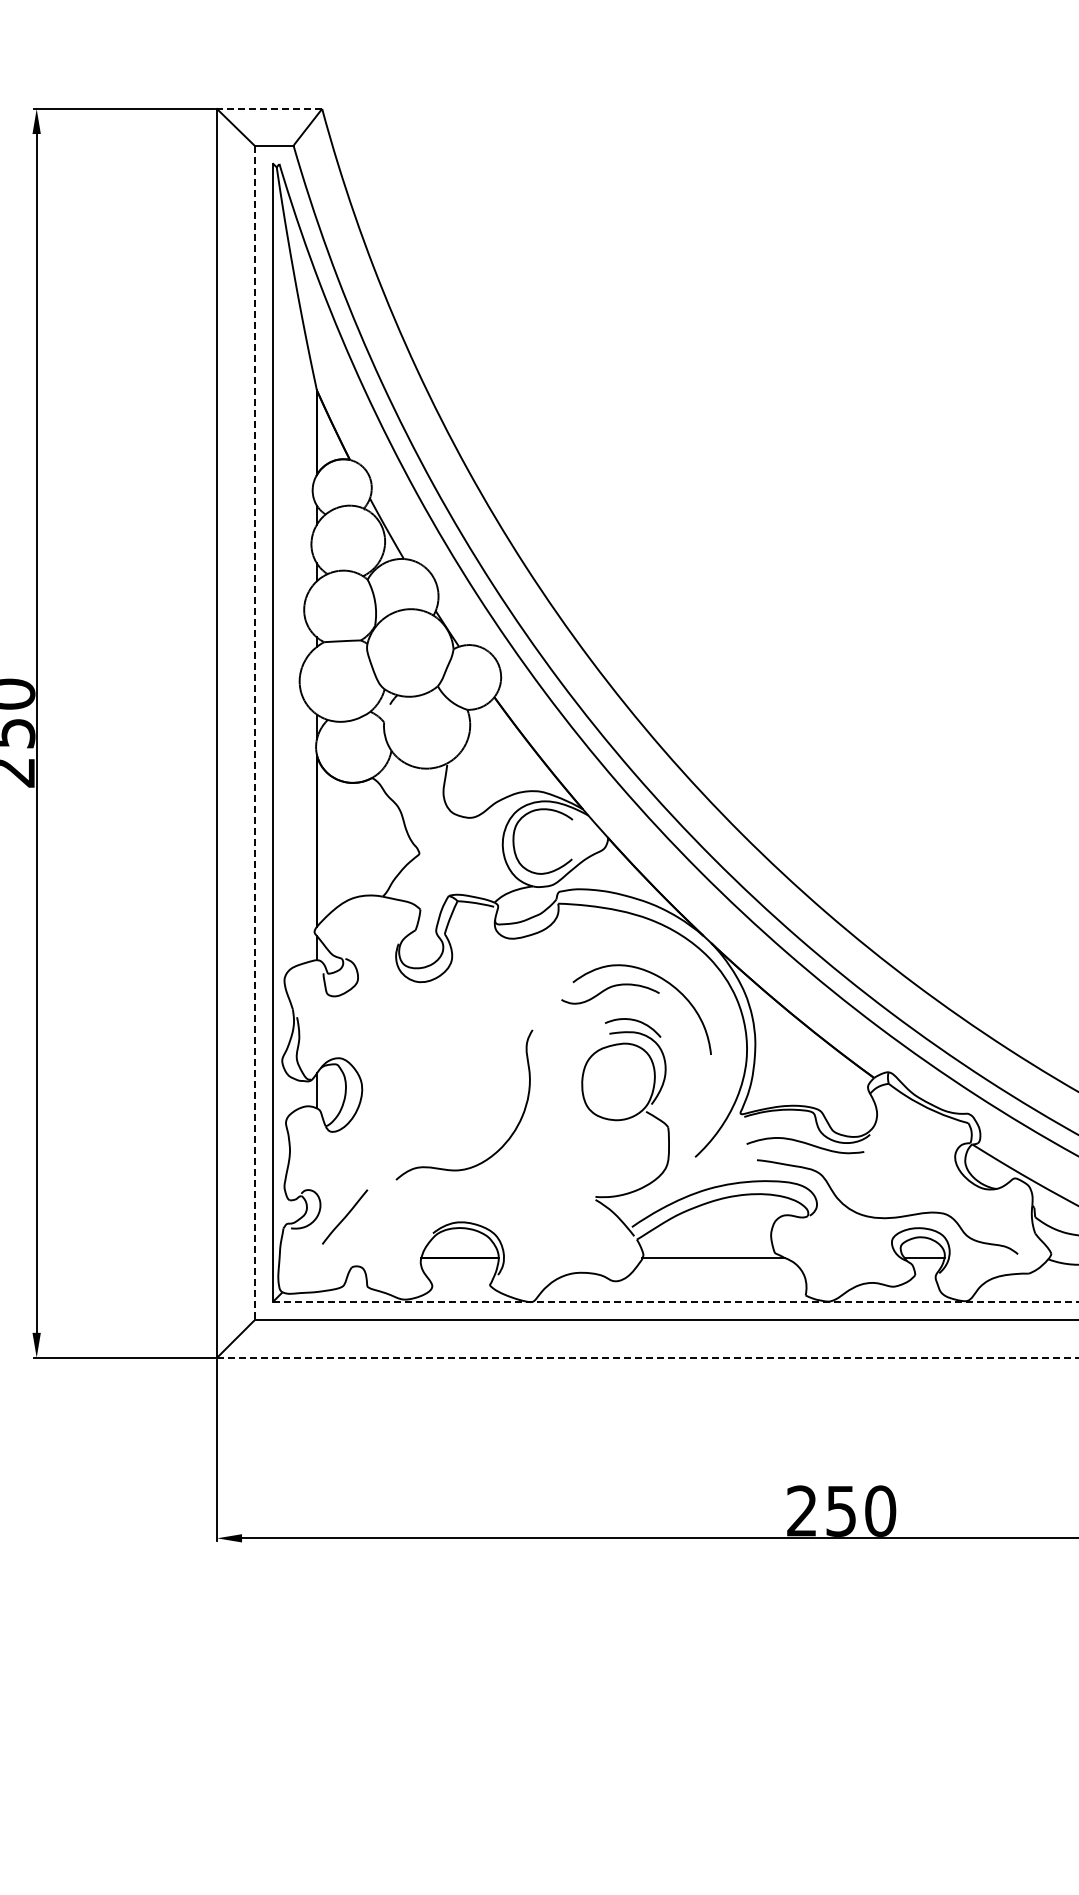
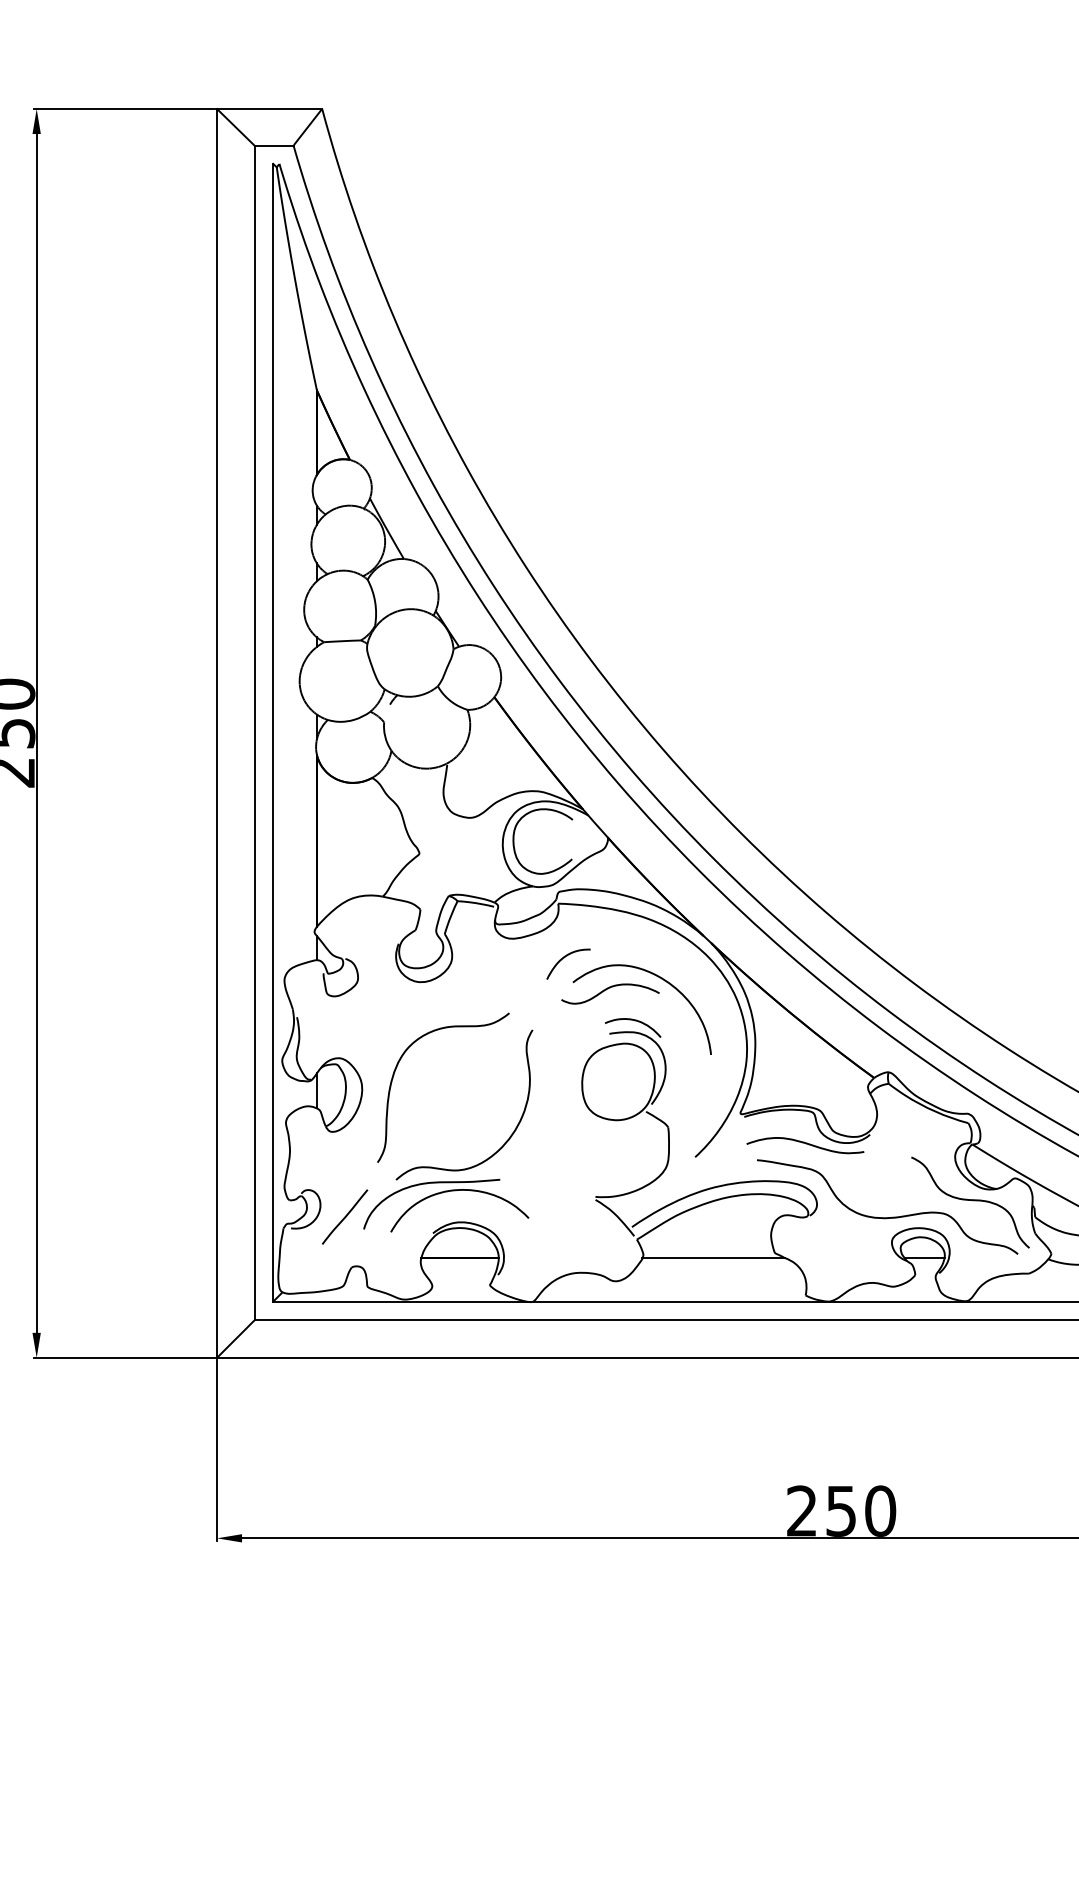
line: dashed -> solid (269, 109)
line: dashed -> solid (254, 733)
curve: none -> present (564, 958)
curve: none -> present (397, 1067)
part: none -> present (442, 1193)
curve: none -> present (970, 1200)
line: dashed -> solid (676, 1301)
line: dashed -> solid (648, 1357)
